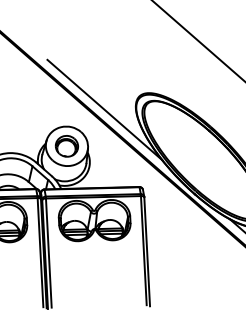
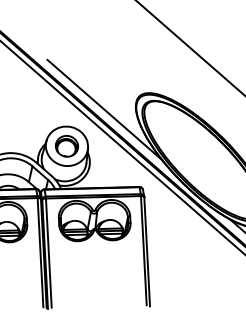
line position: (197, 40) -> (189, 47) (189, 47)
line: none -> present (122, 147)
